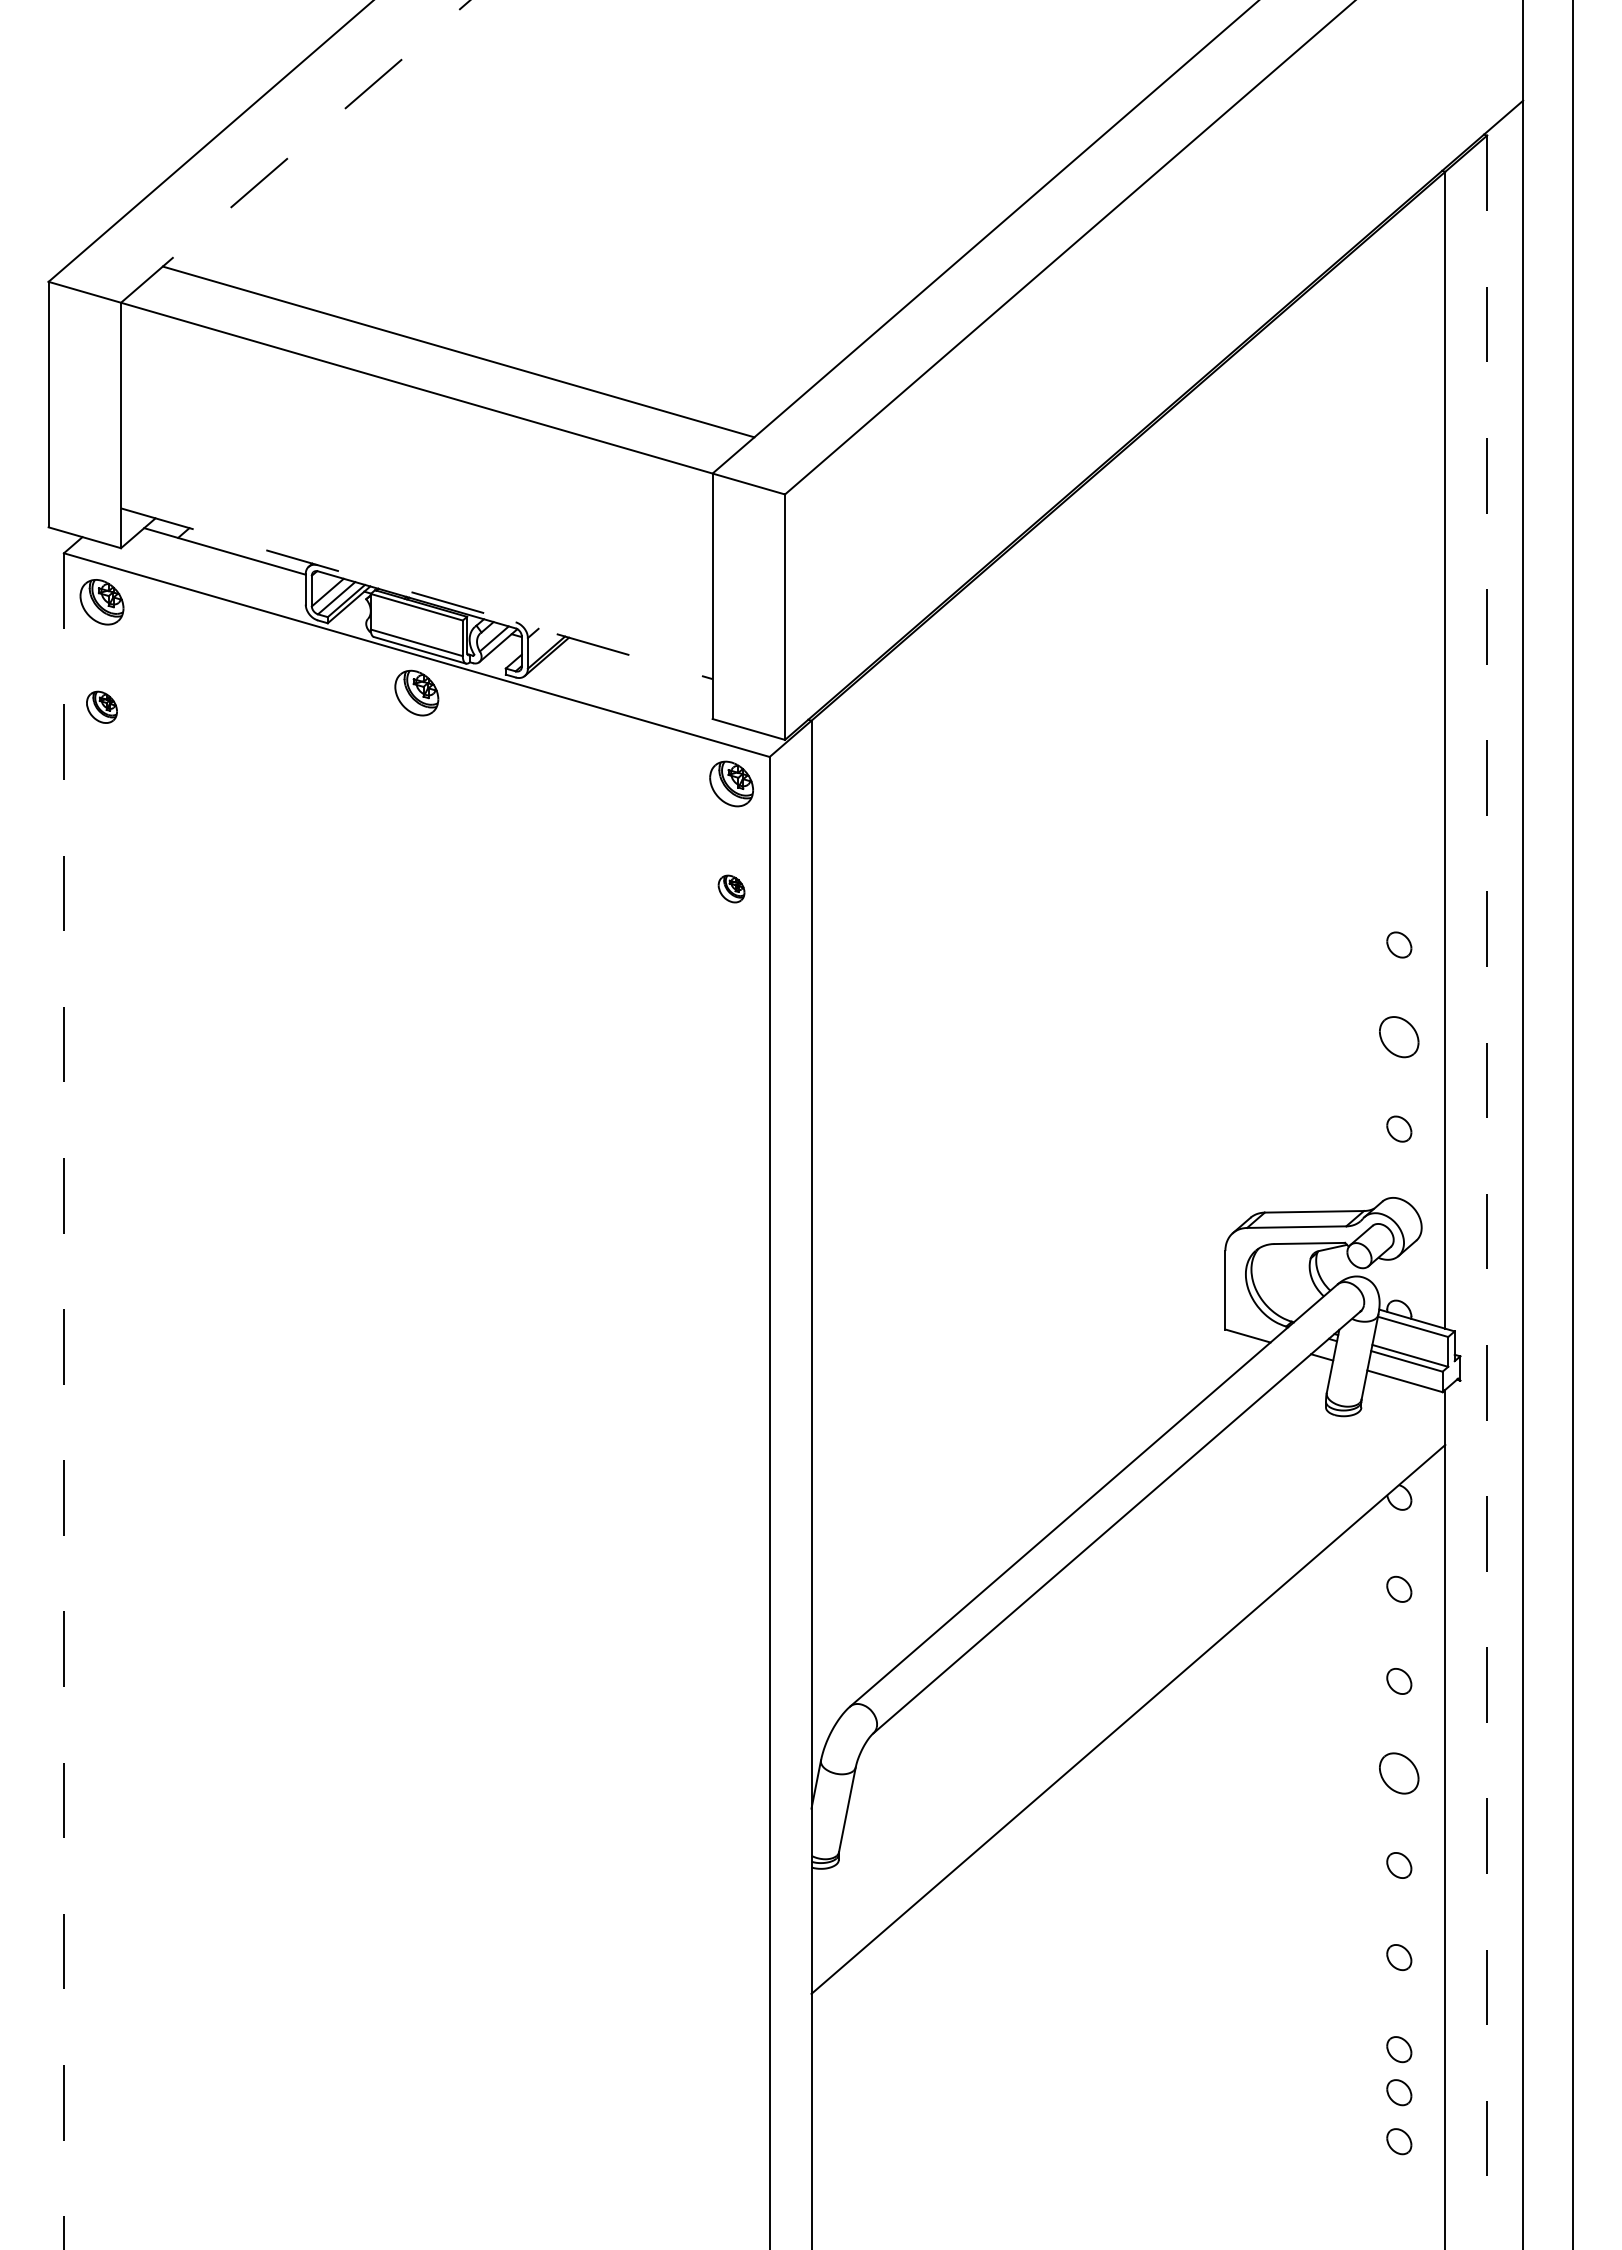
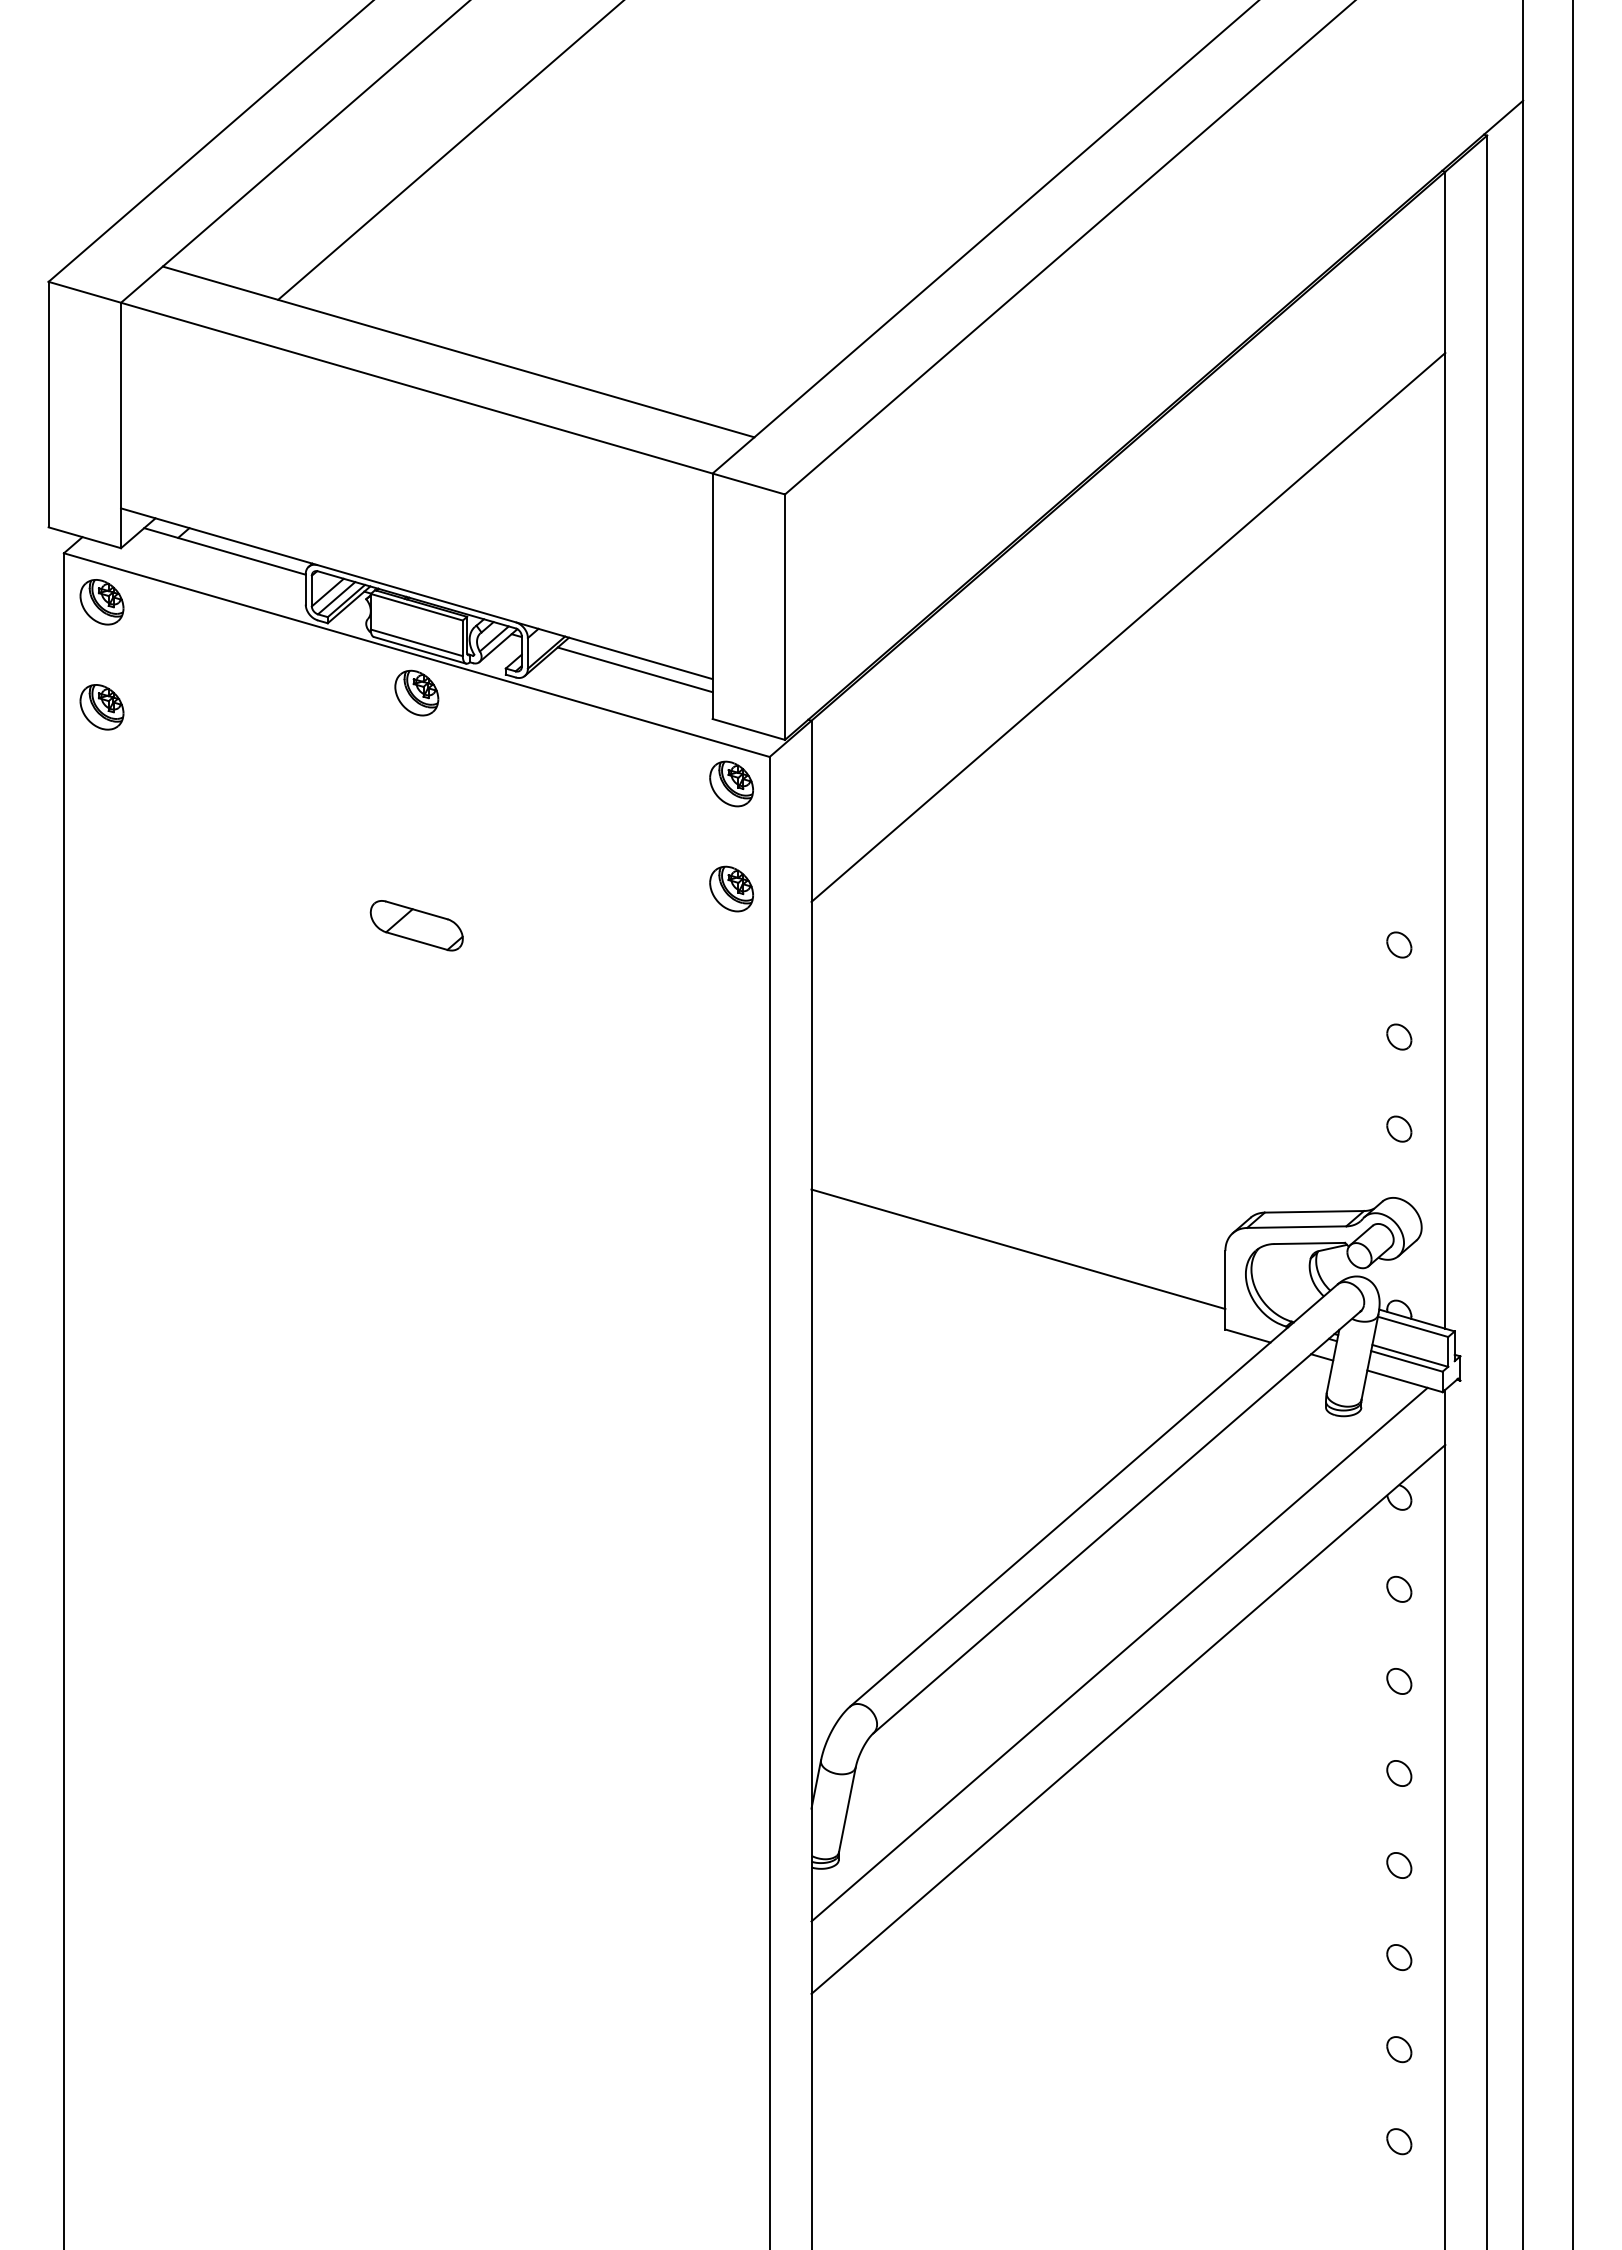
line: none -> present (449, 150)
line: dashed -> solid (295, 151)
line: dashed -> solid (416, 593)
line: none -> present (1128, 626)
line: none -> present (634, 669)
part size: 32x34 px -> 46x47 px (101, 707)
part size: 29x30 px -> 45x48 px (731, 888)
part: none -> present (416, 925)
part size: 41x43 px -> 27x28 px (1399, 1036)
line: dashed -> solid (1487, 1192)
line: none -> present (1018, 1249)
line: dashed -> solid (63, 1402)
line: none -> present (1119, 1654)
part size: 41x43 px -> 27x27 px (1399, 1773)
part: present -> none (1399, 2092)
